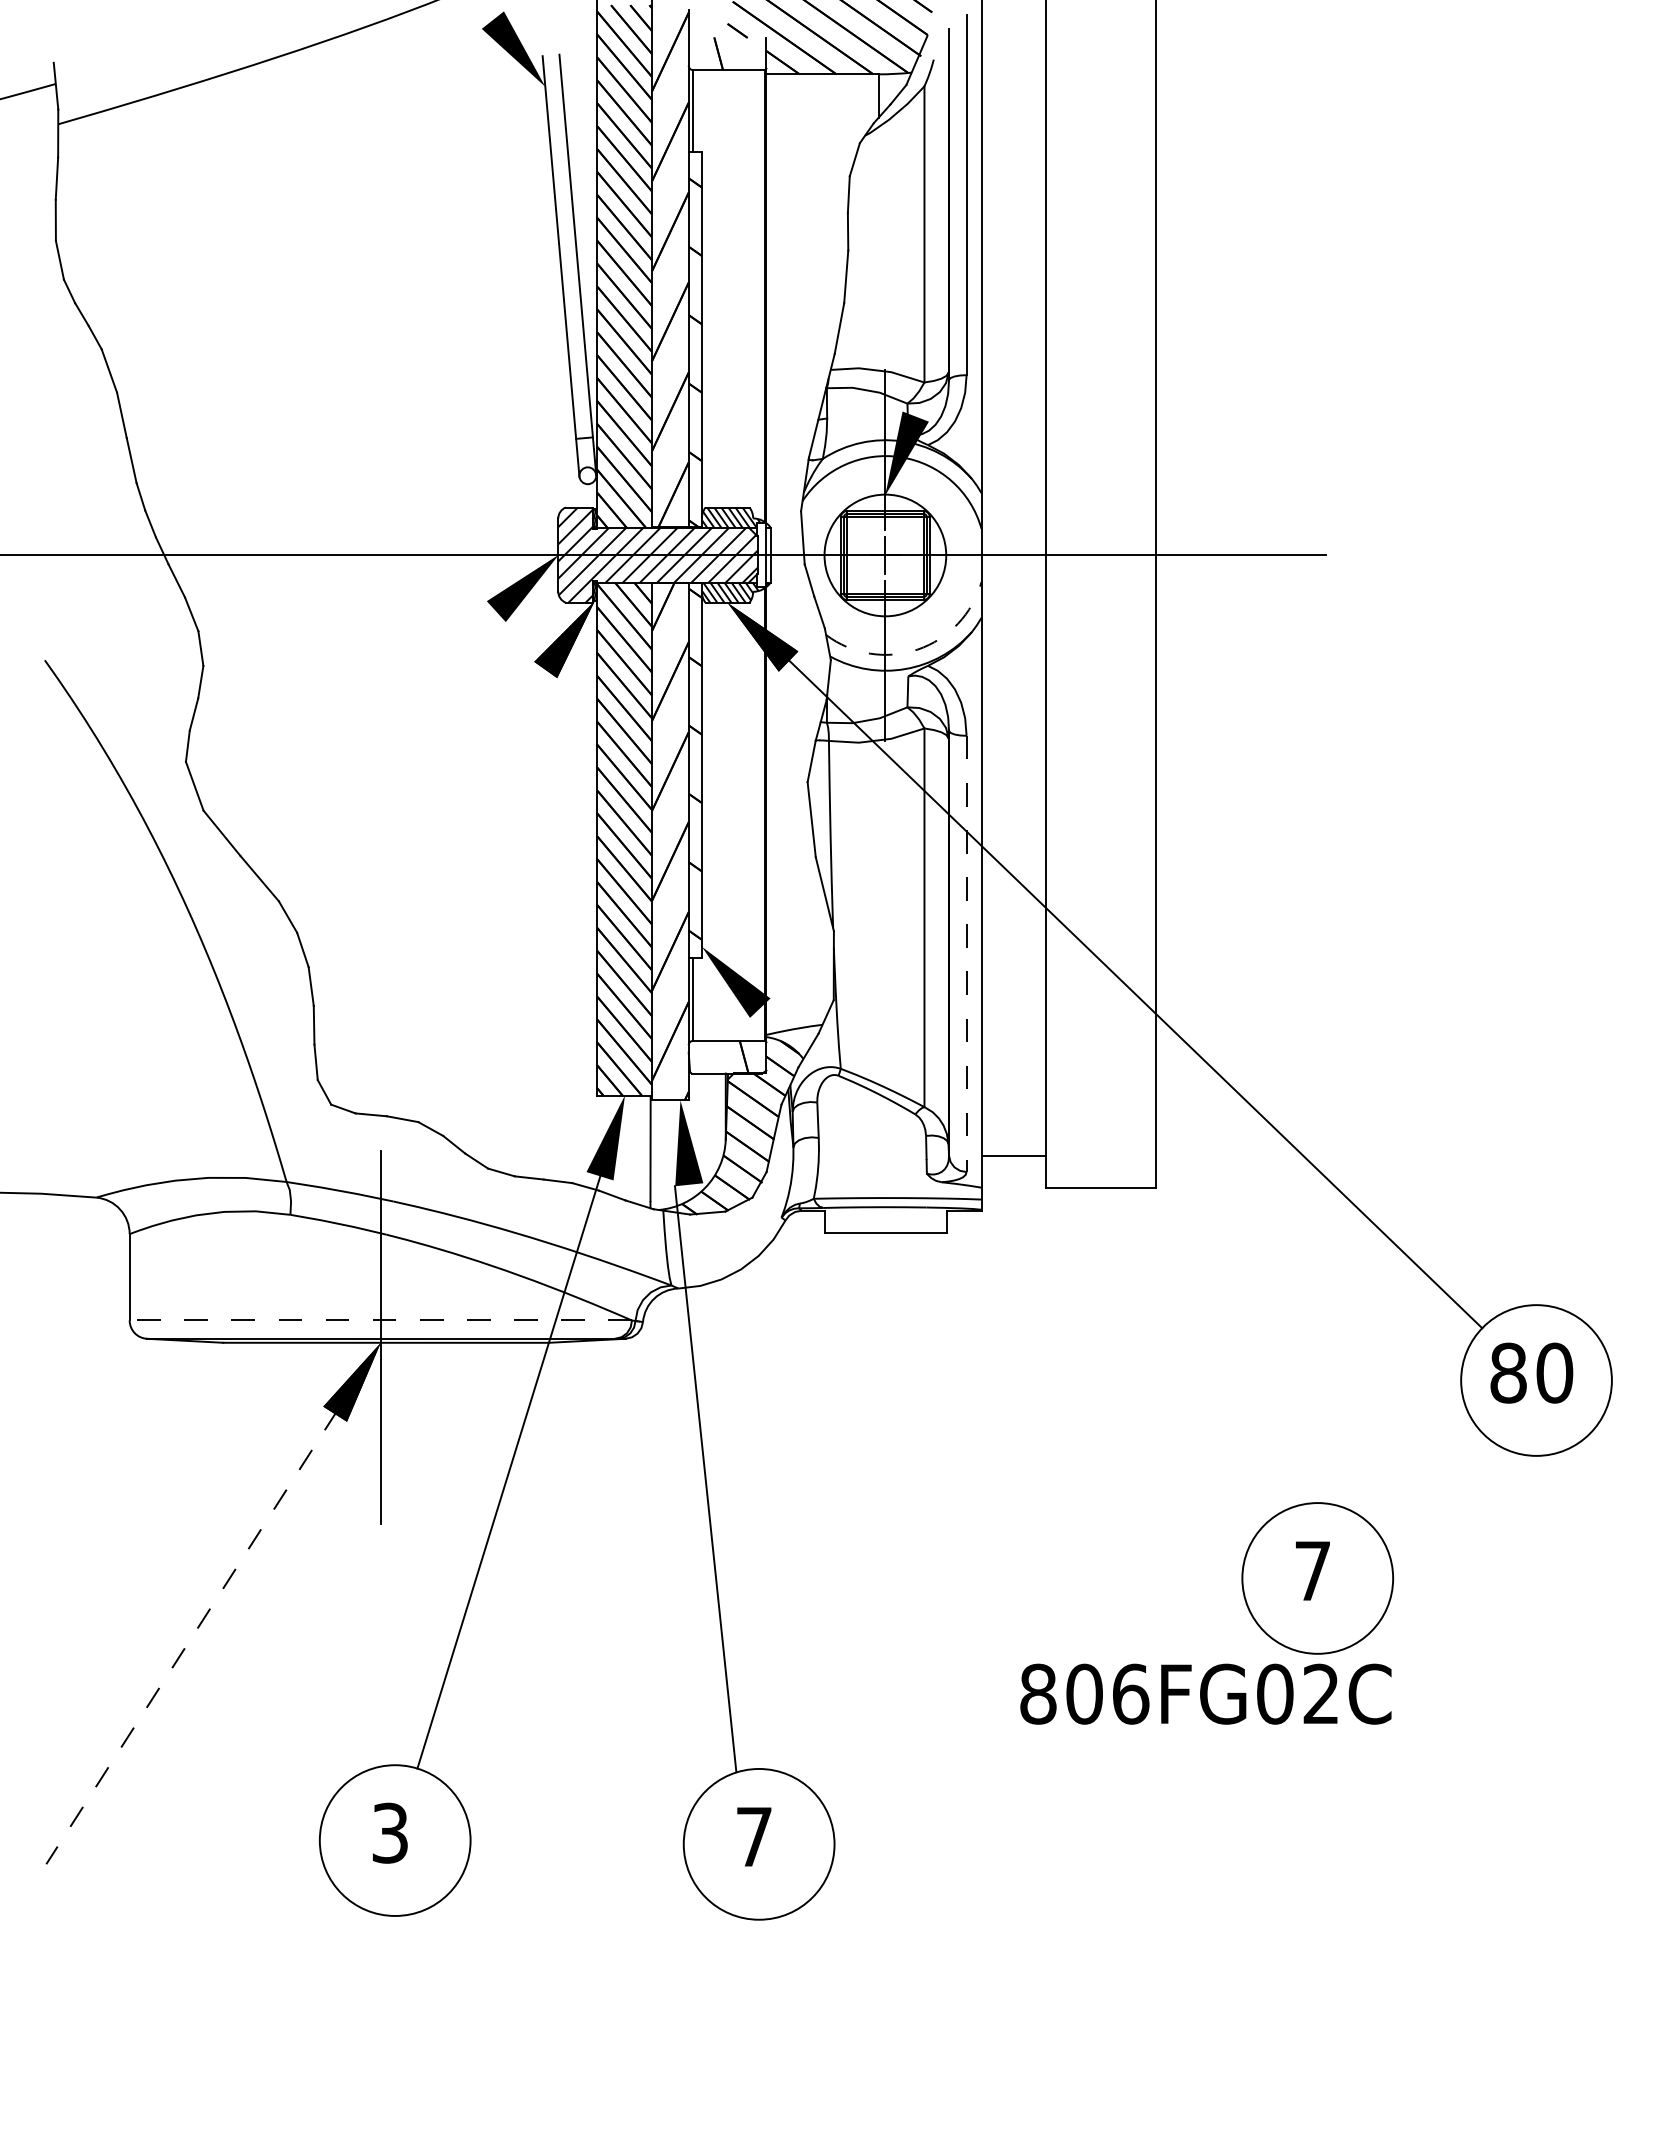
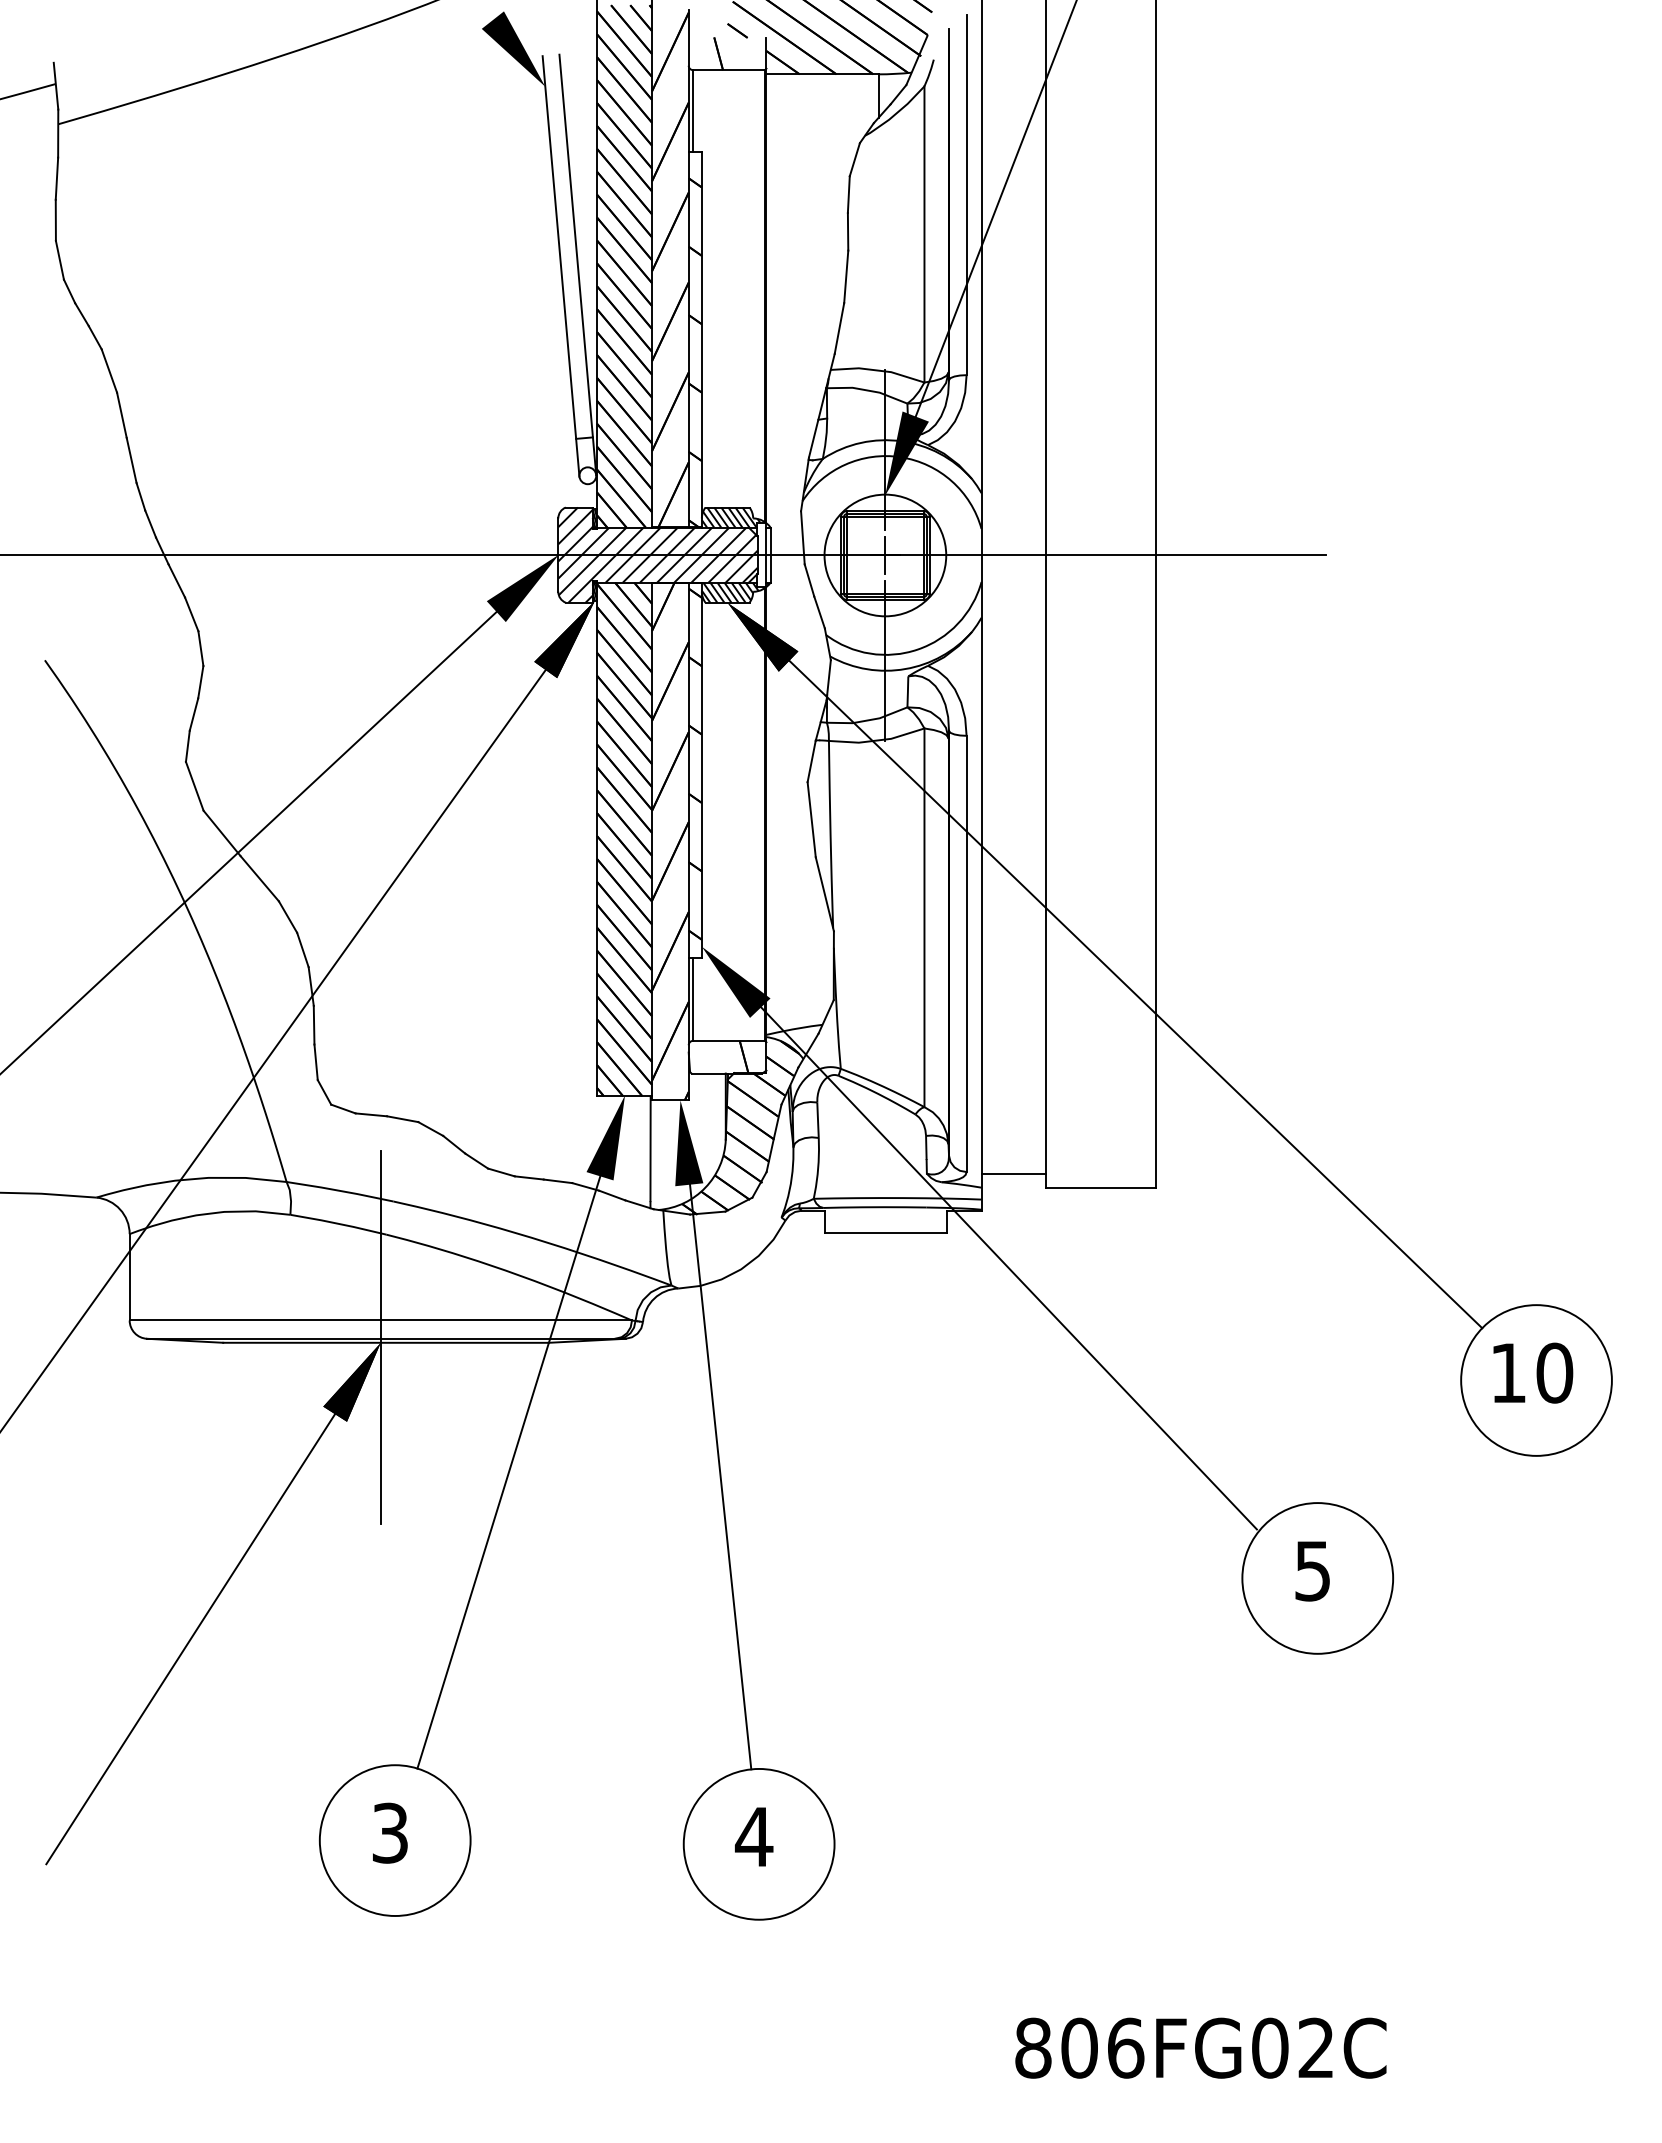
line: none -> present (995, 209)
arc: dashed -> solid (917, 649)
line: none -> present (250, 840)
line: dashed -> solid (966, 954)
line: none -> present (273, 1049)
line position: (1013, 1156) -> (1013, 1174) (1013, 1174)
line: none -> present (1008, 1268)
line: dashed -> solid (380, 1320)
text: 80 -> 10 (1508, 1372)
line position: (705, 1478) -> (720, 1476) (720, 1476)
text: 7 -> 5 (1312, 1571)
line: dashed -> solid (191, 1637)
text position: (1205, 1693) -> (1200, 2047) (1200, 2047)
text: 7 -> 4 (753, 1836)
